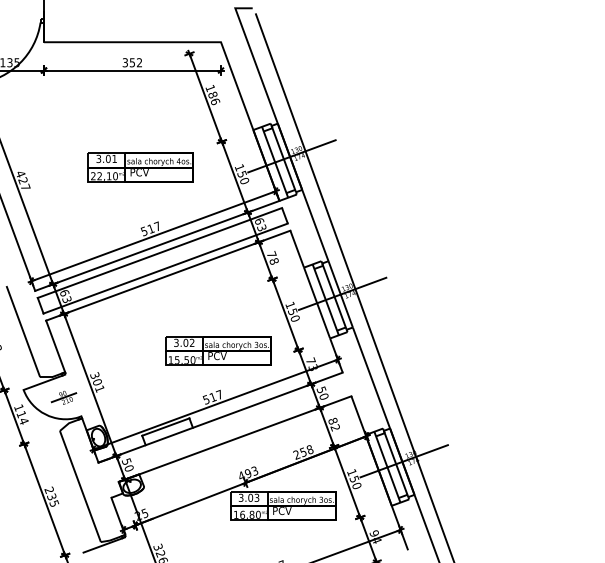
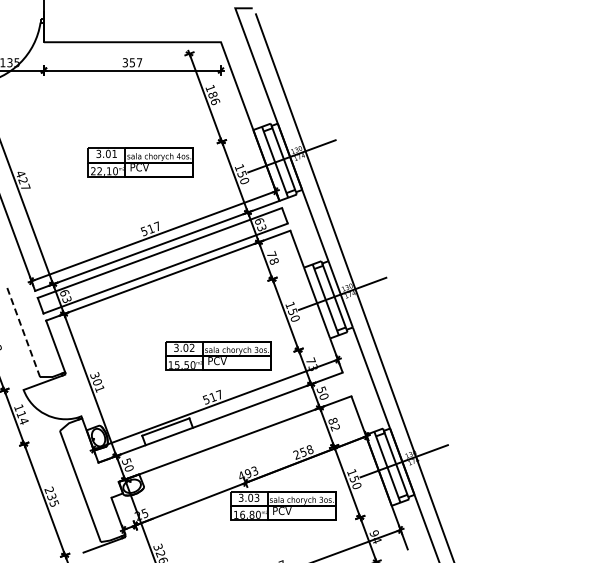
text: 352 -> 357 (139, 62)
part position: (140, 167) -> (140, 162) (140, 162)
line: solid -> dashed (23, 331)
part position: (218, 350) -> (218, 355) (218, 355)
part: present -> none (63, 397)
